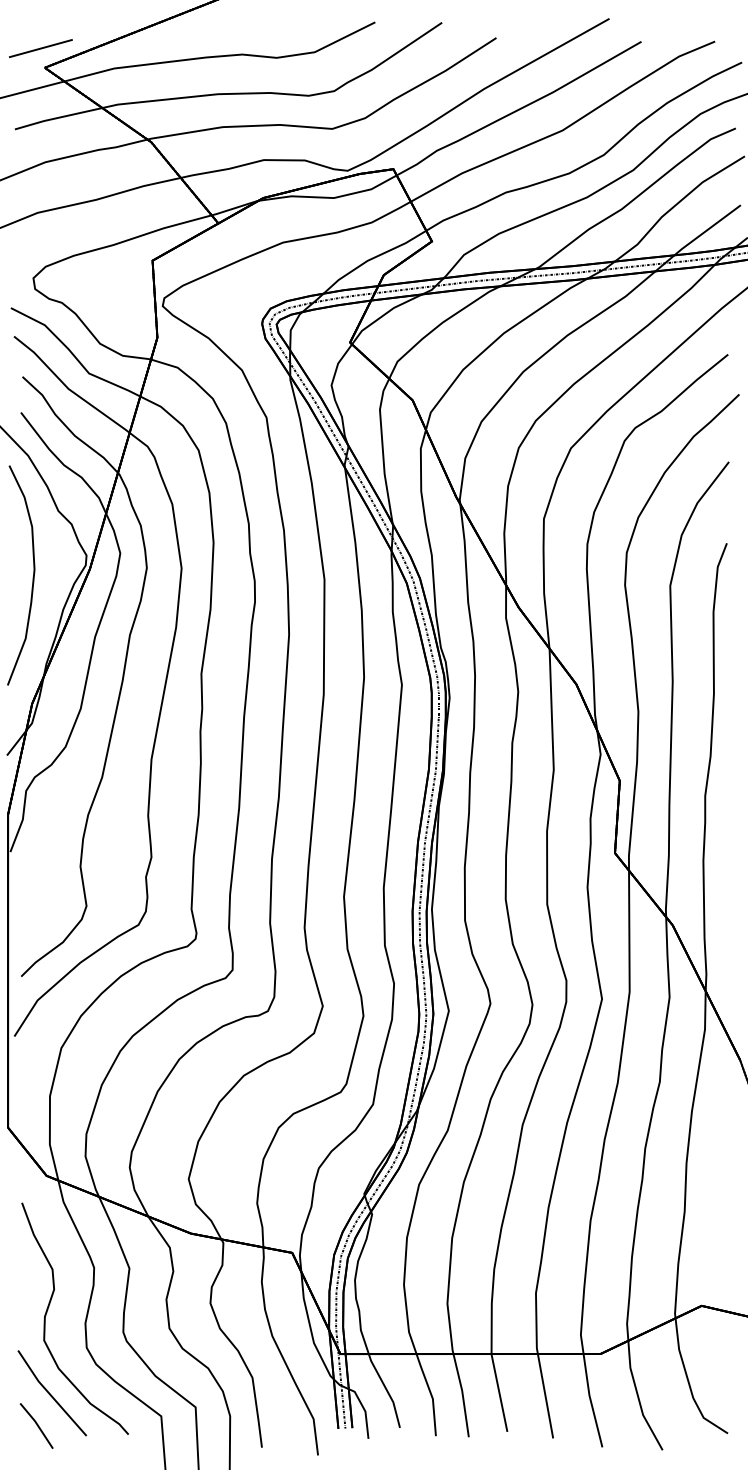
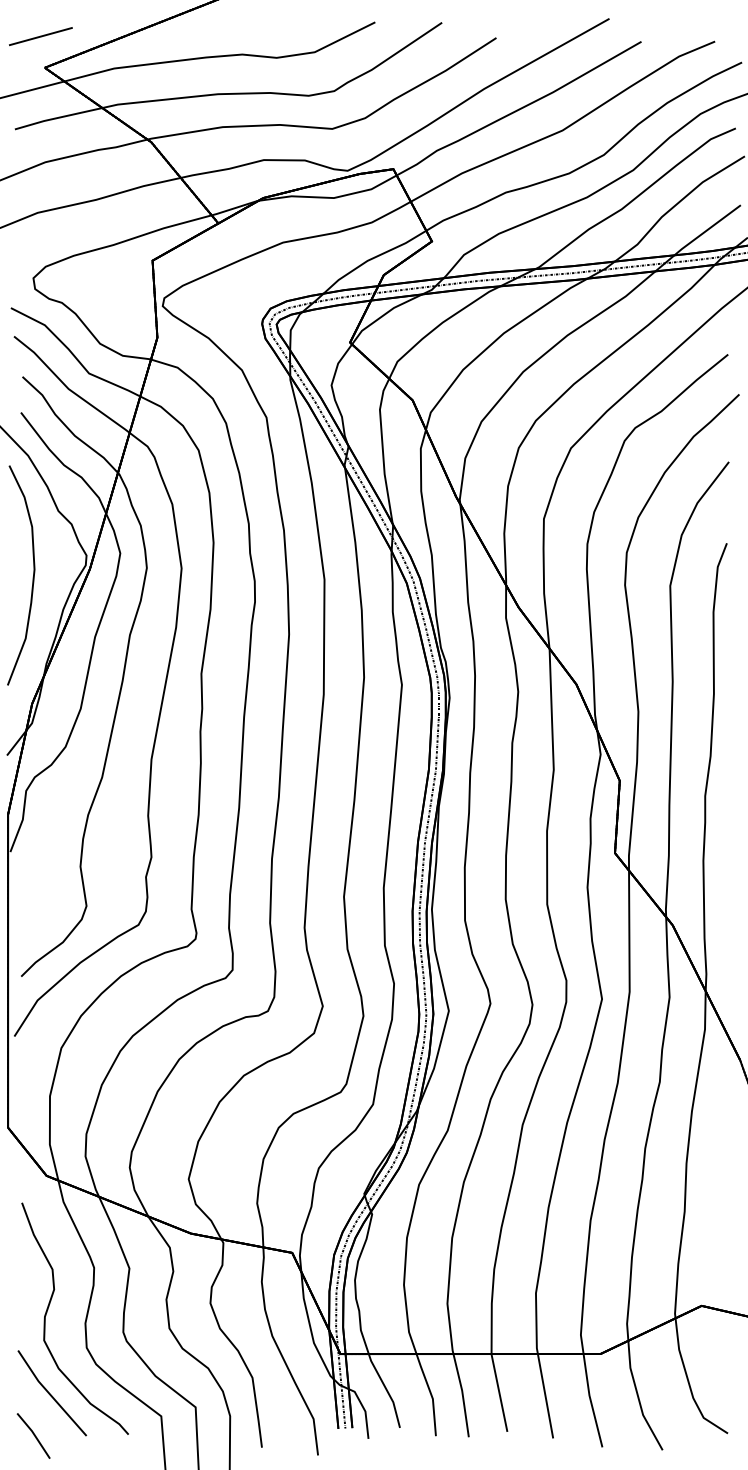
line position: (40, 48) -> (40, 36) (40, 36)
line position: (36, 1425) -> (33, 1435) (33, 1435)
